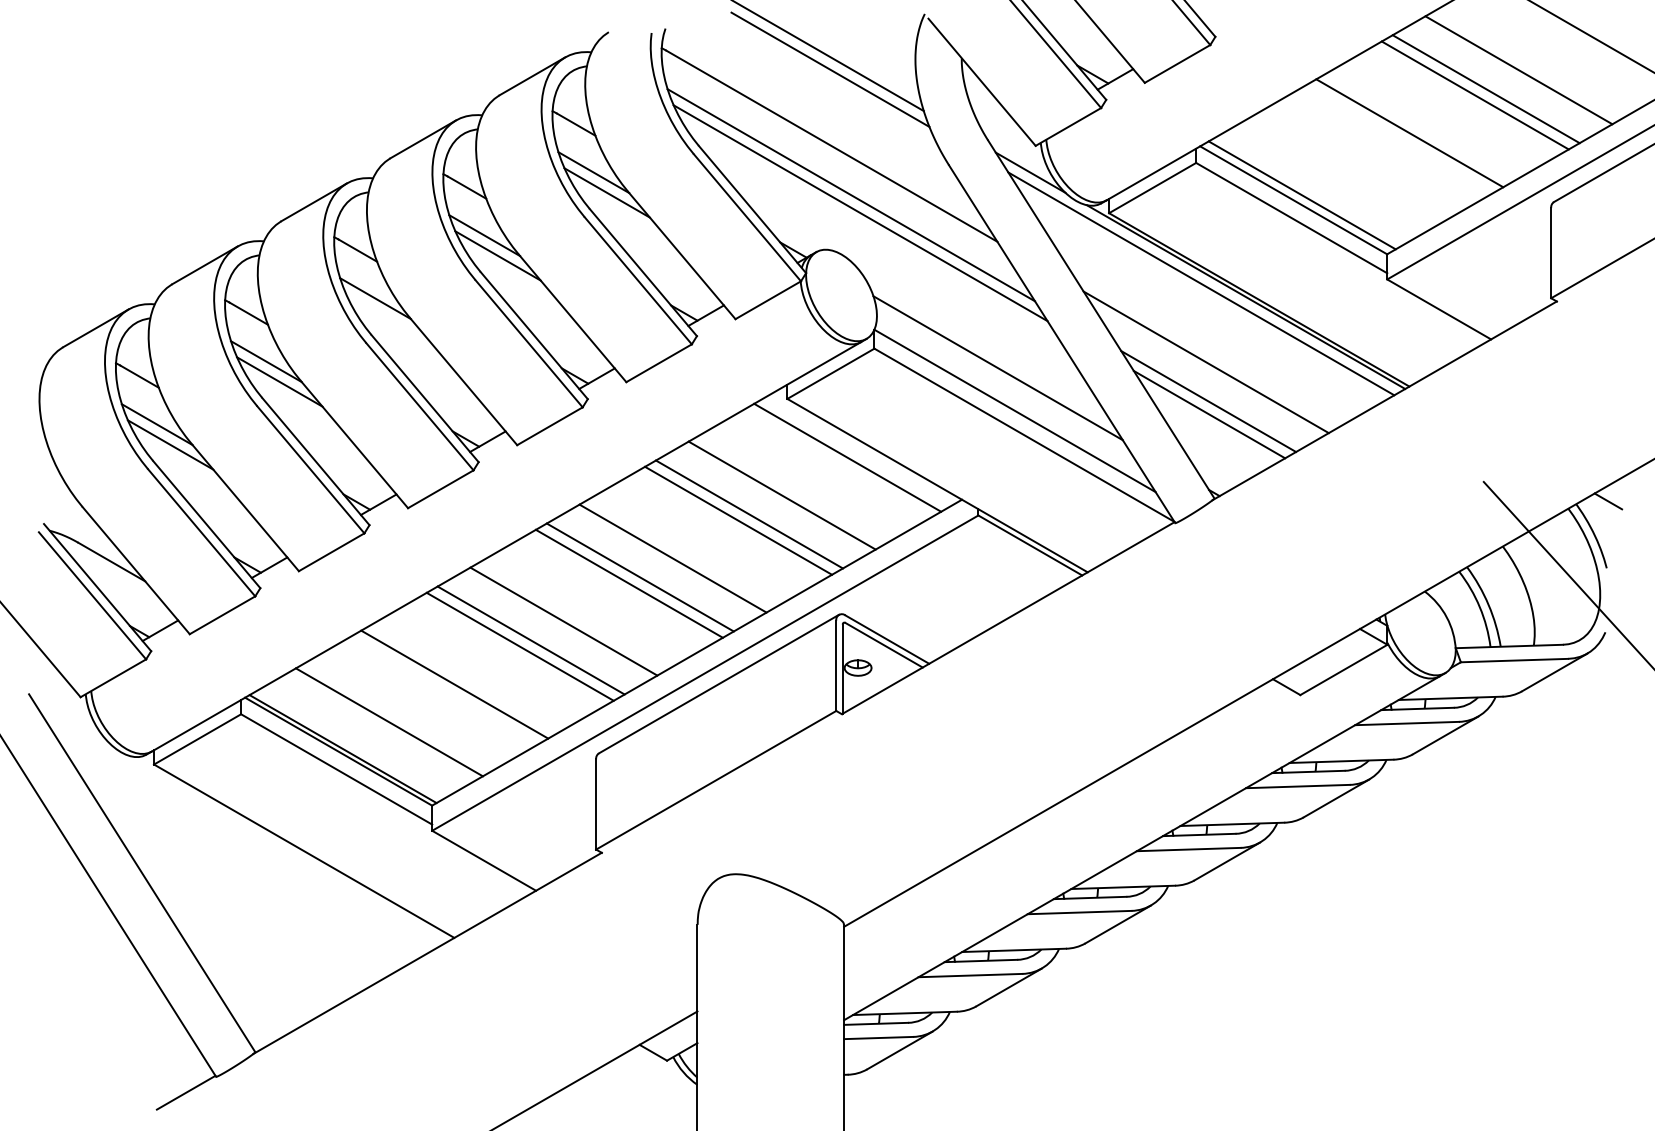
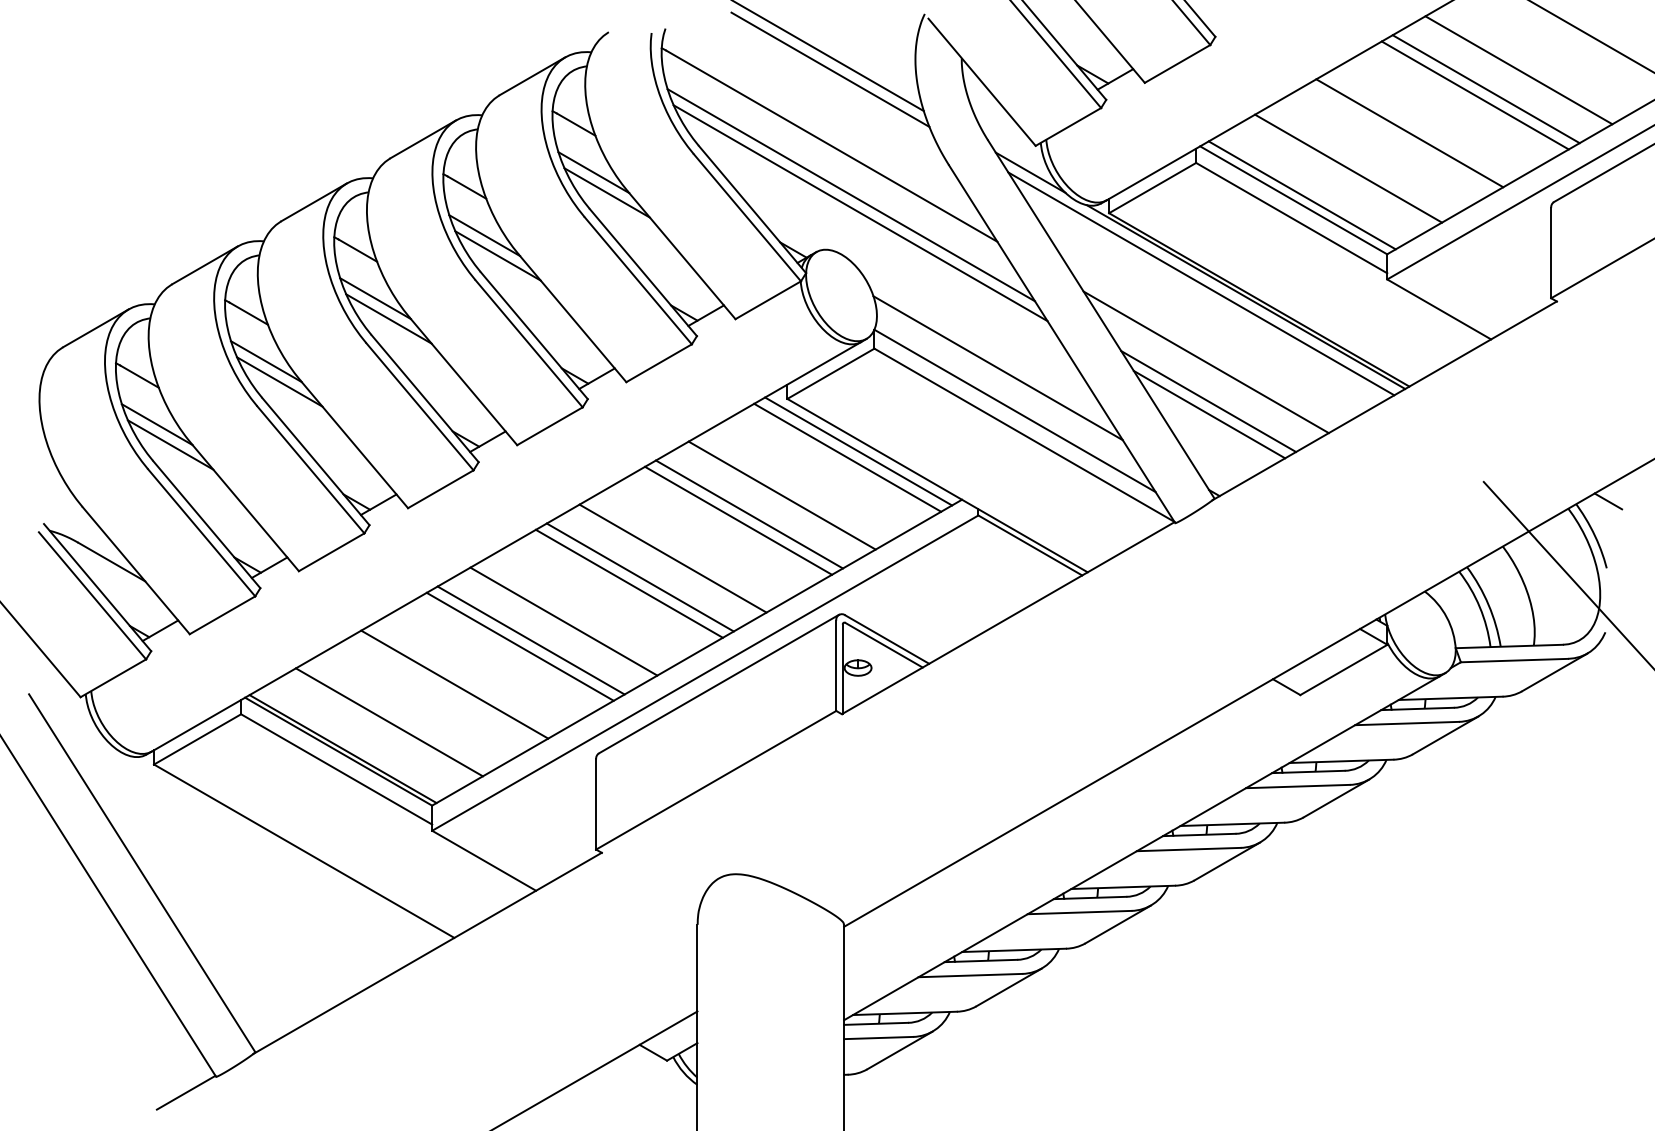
line: none -> present (1348, 168)
line: none -> present (388, 318)
line: none -> present (858, 451)
